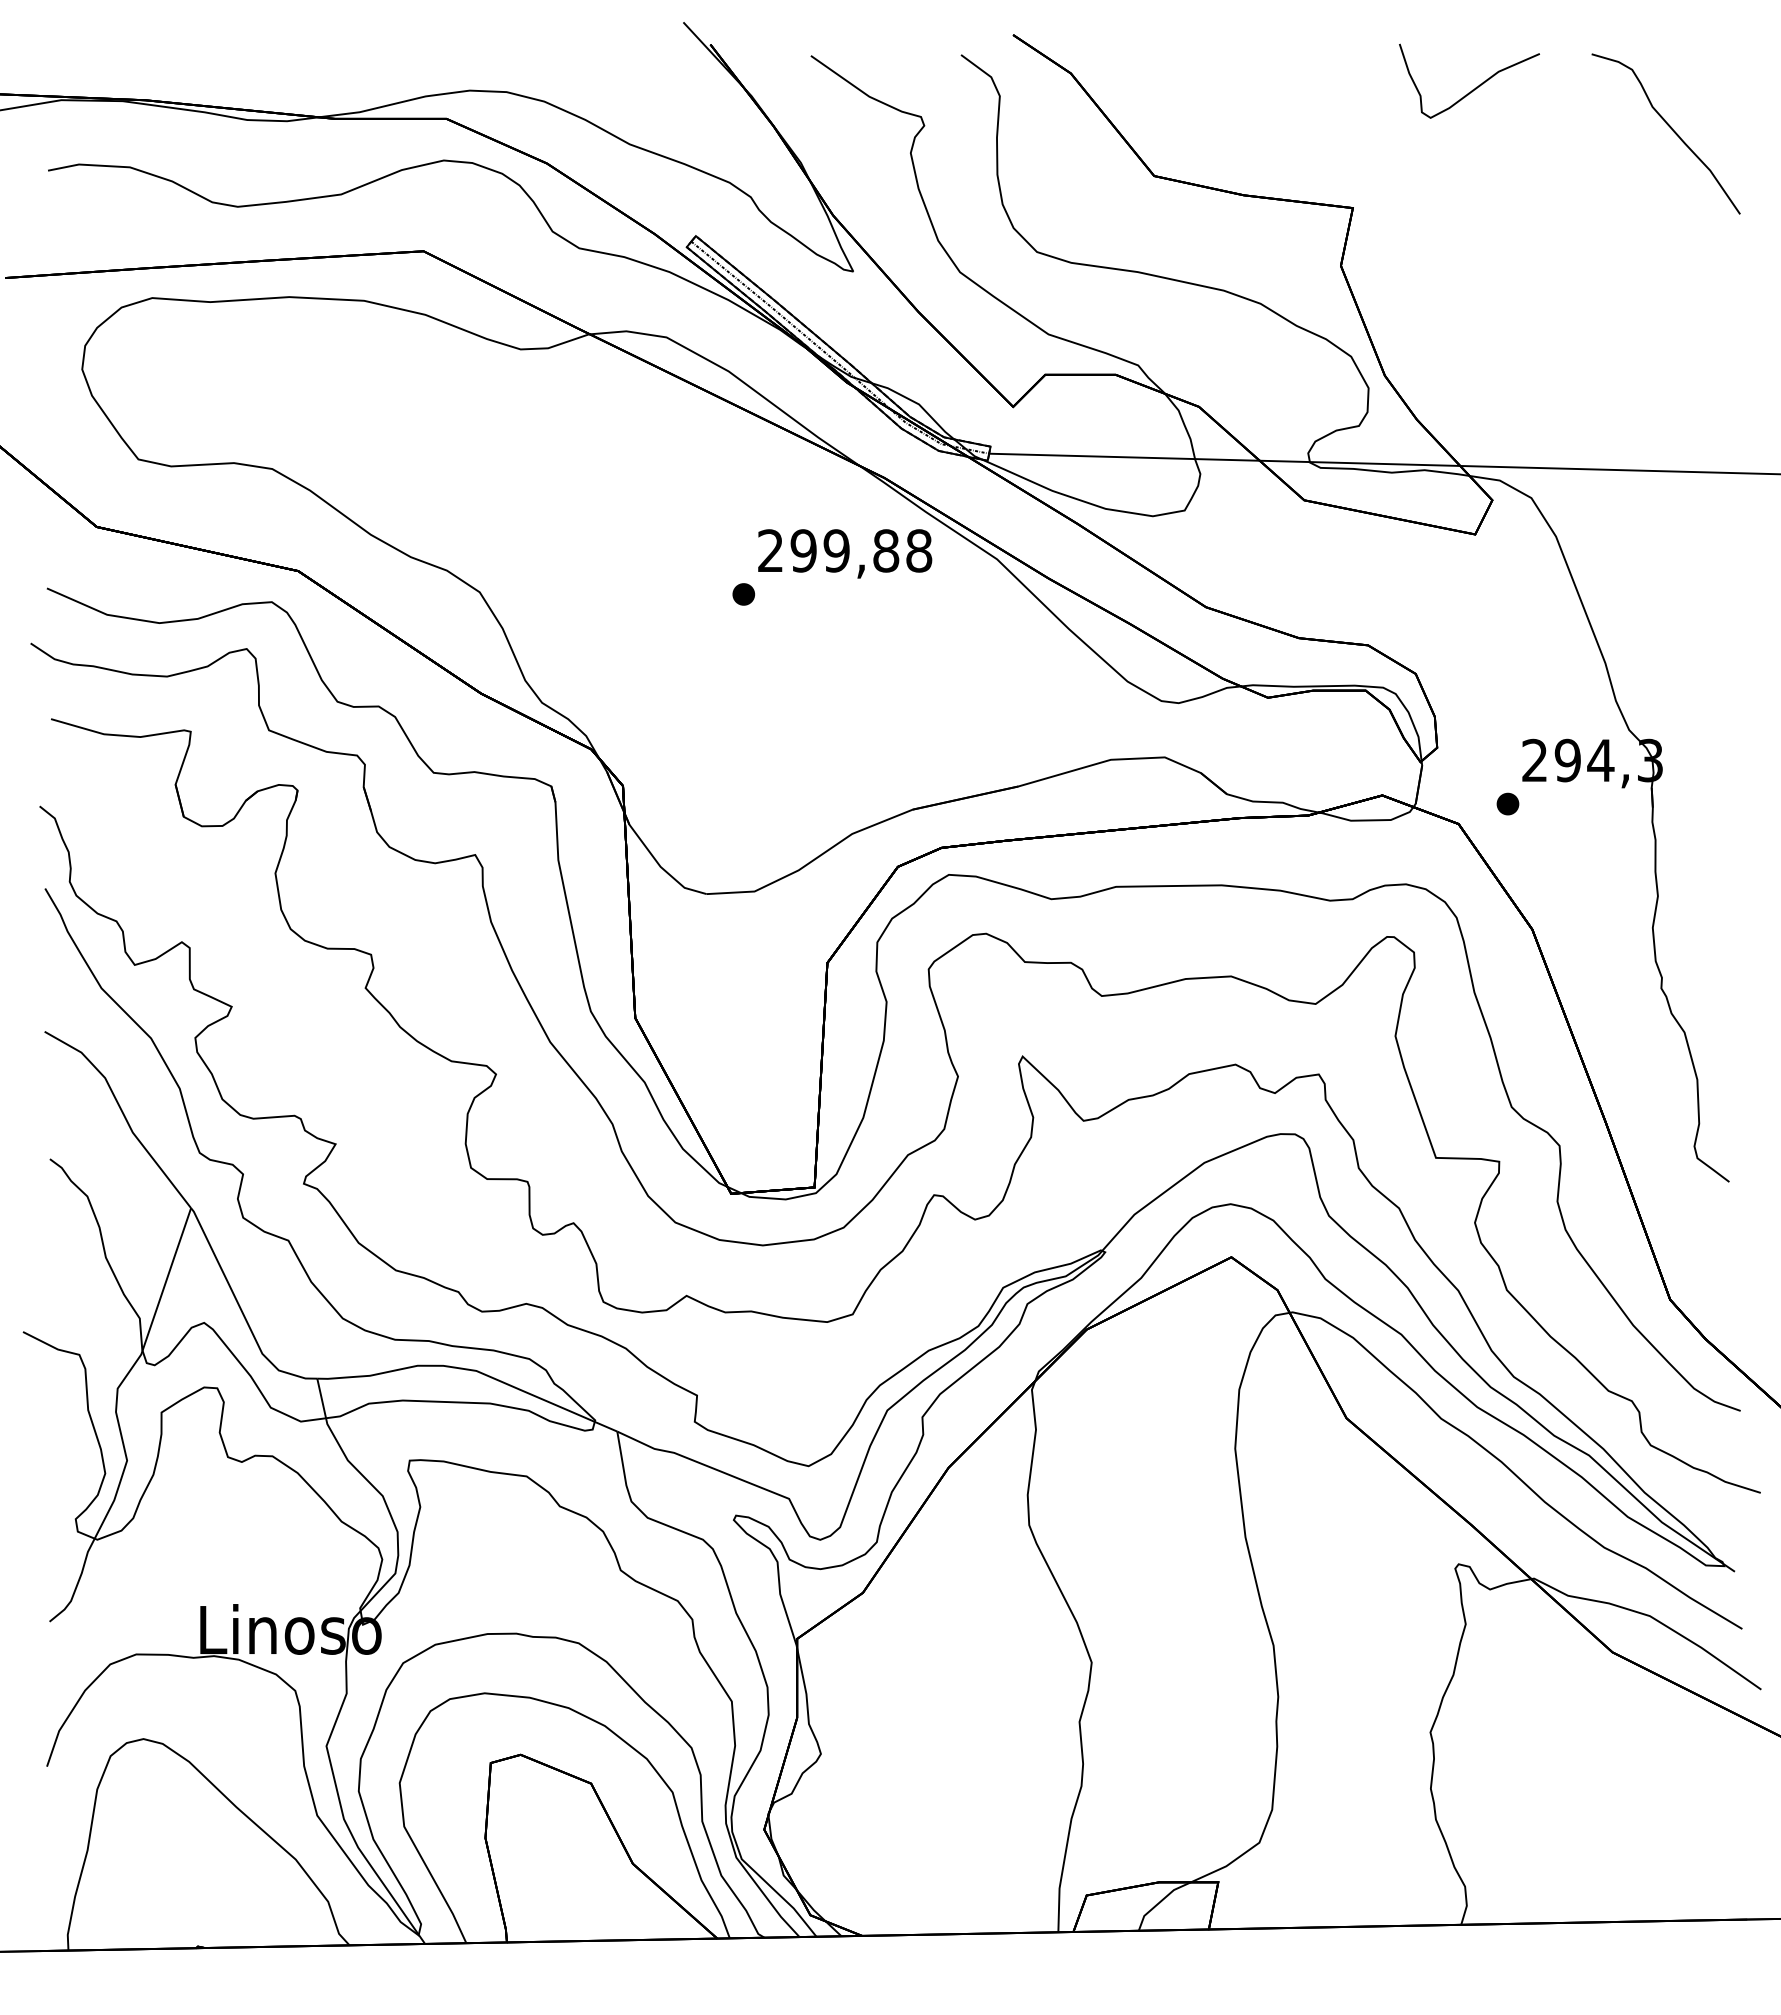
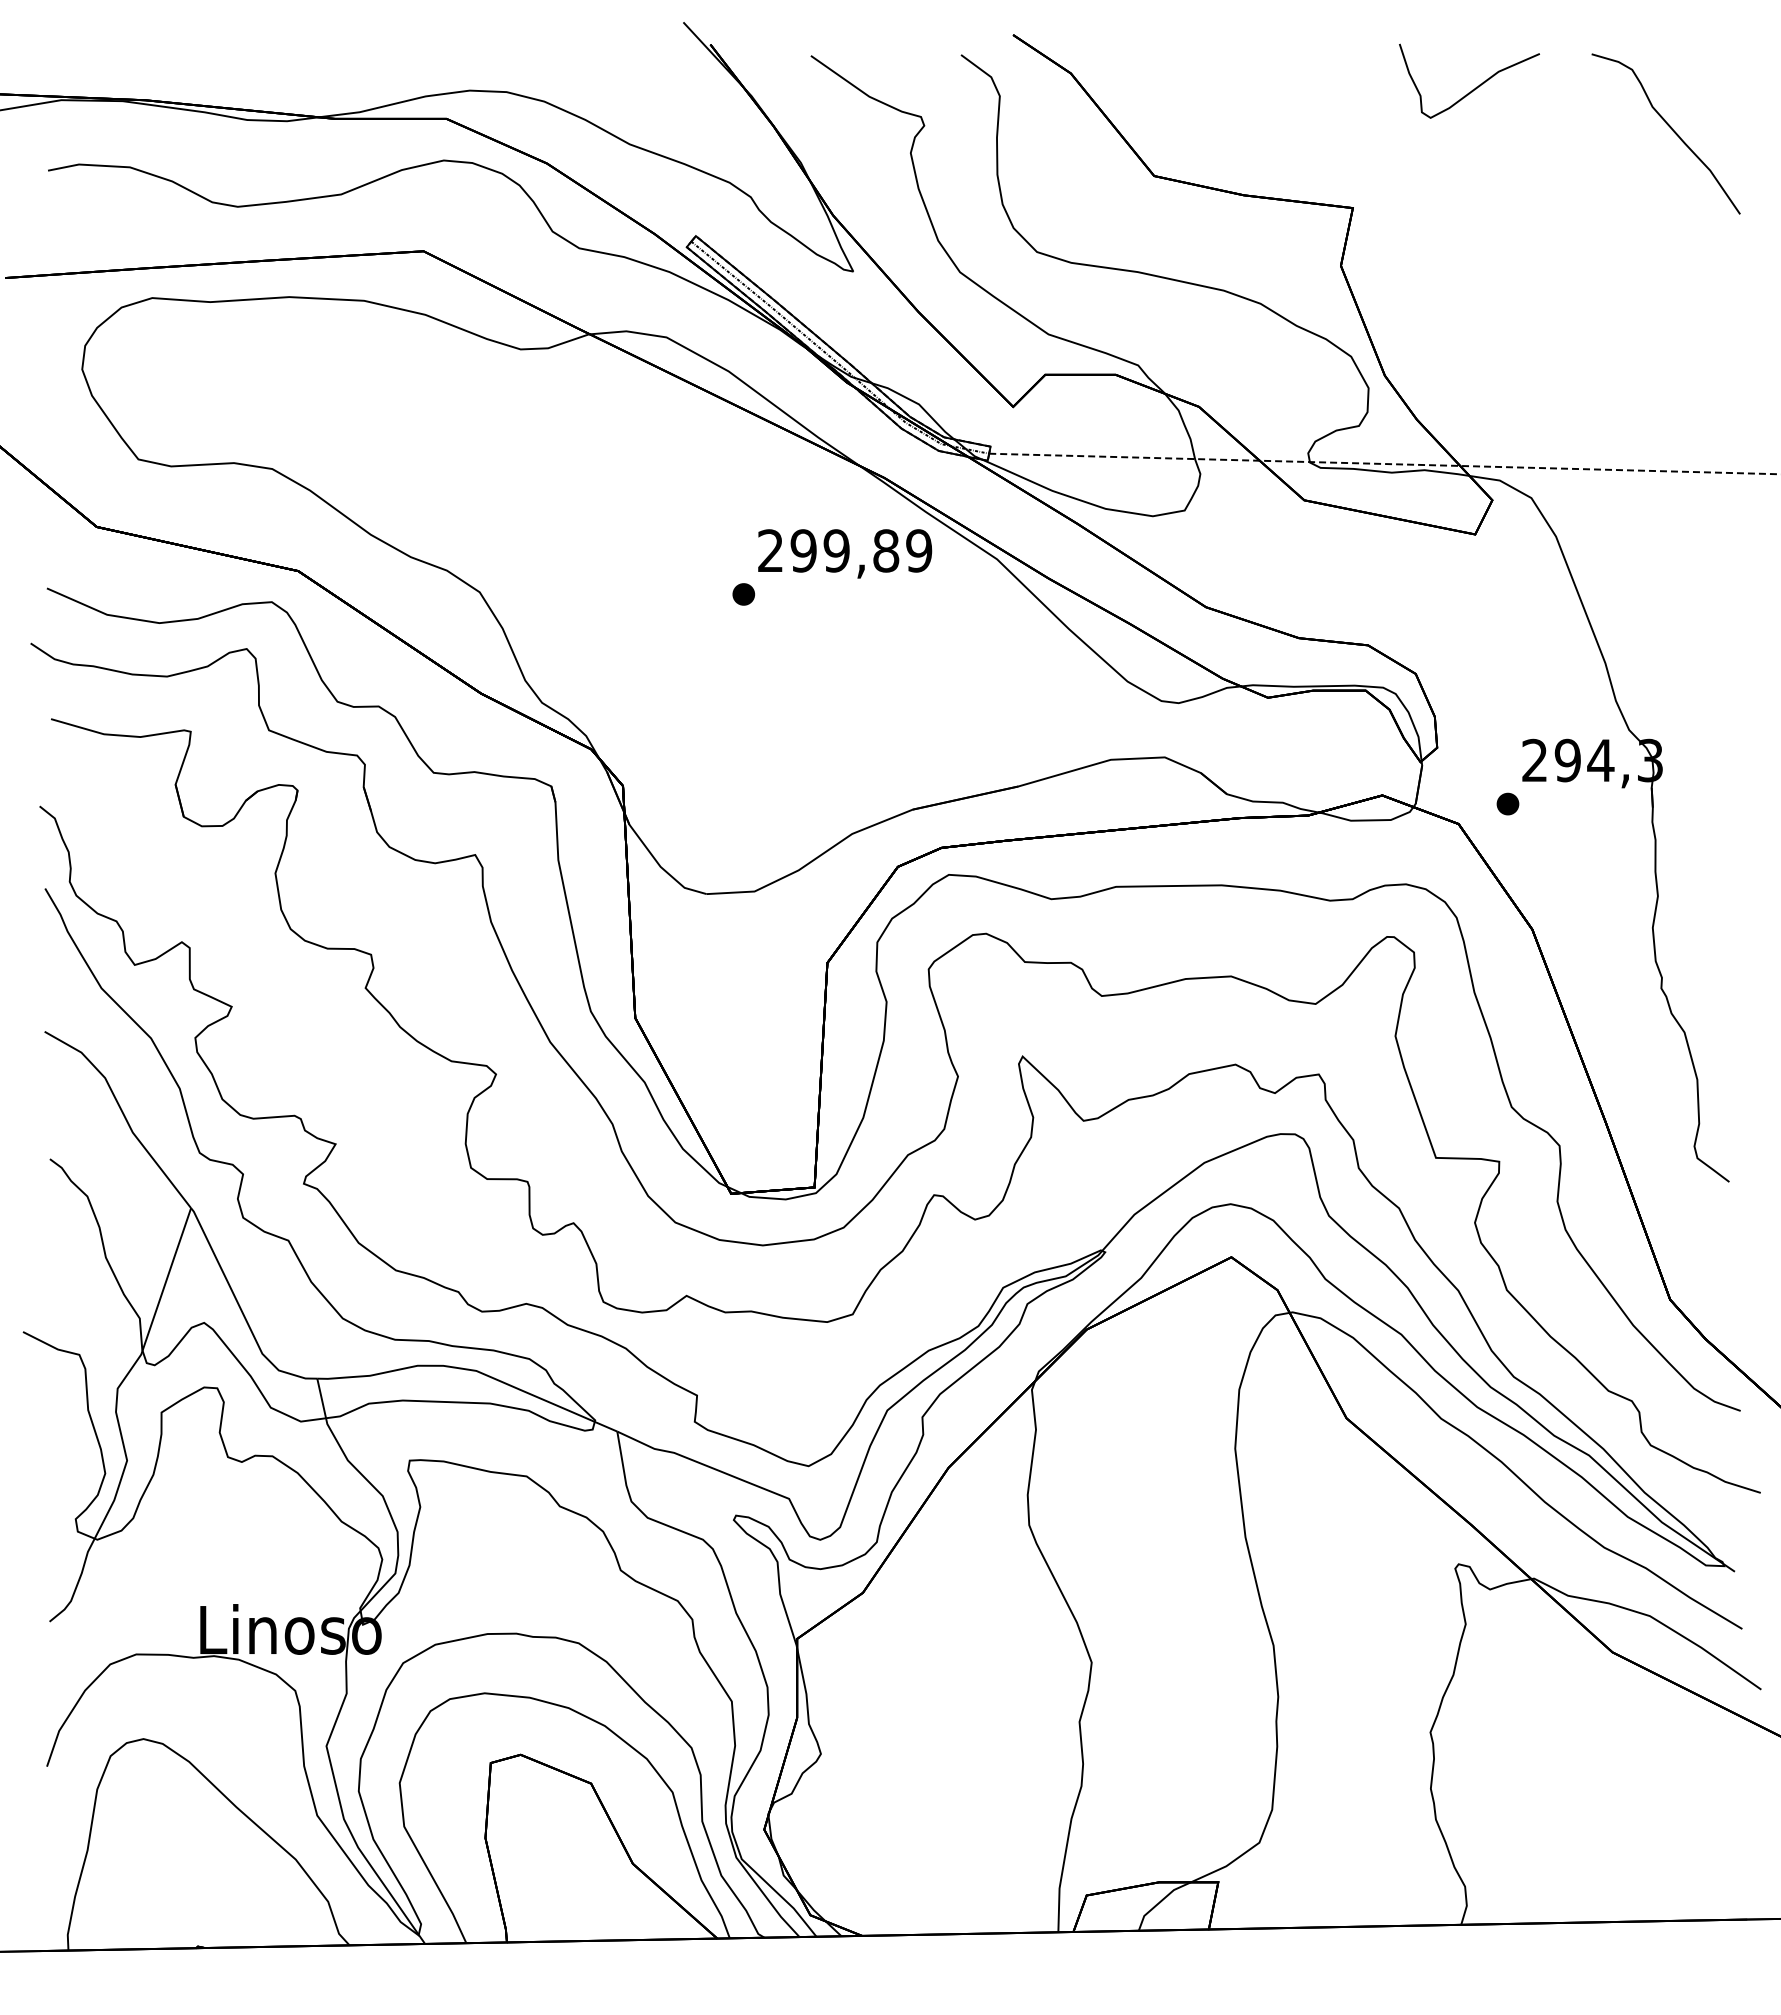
line: solid -> dashed (1384, 464)
text: 299,88 -> 299,89 (919, 550)
